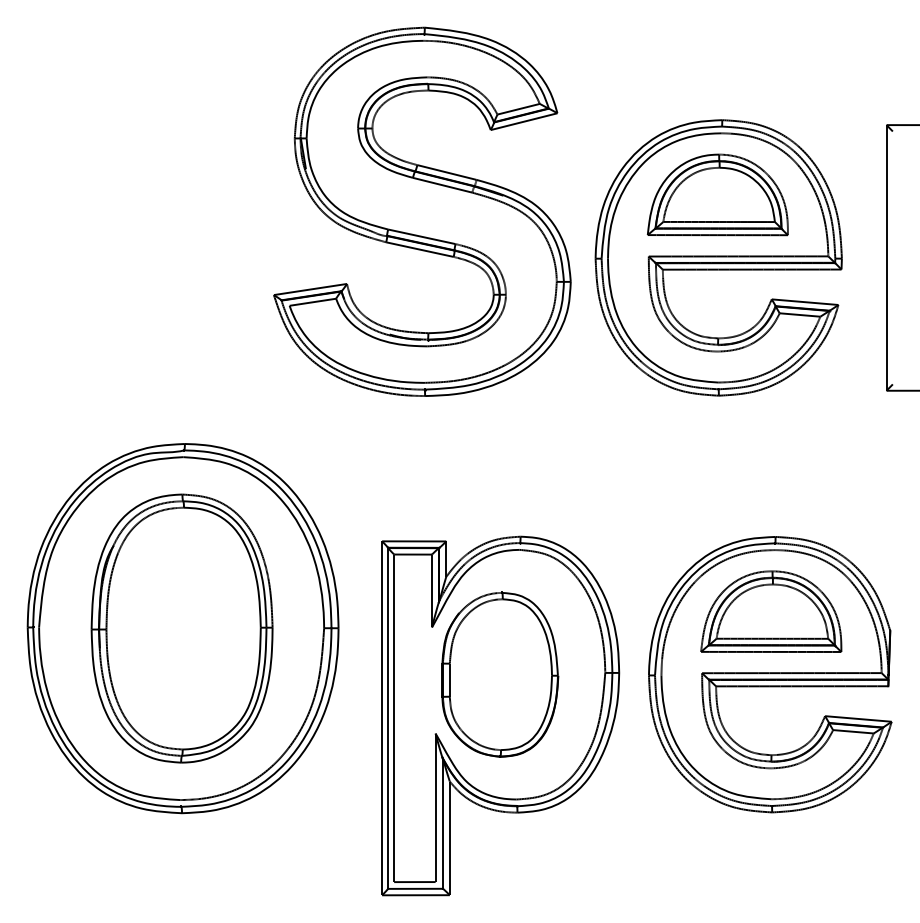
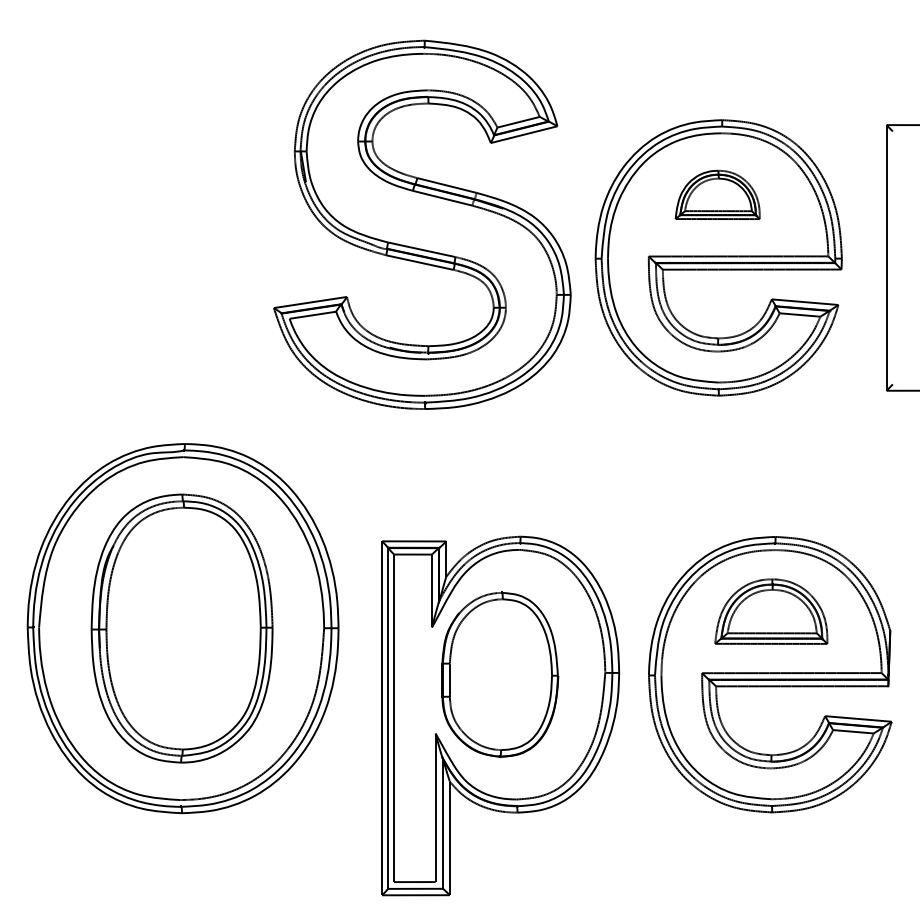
part size: 143x84 px -> 87x51 px (717, 194)
part position: (422, 211) -> (422, 224) (422, 224)
part size: 143x83 px -> 115x67 px (771, 611)
